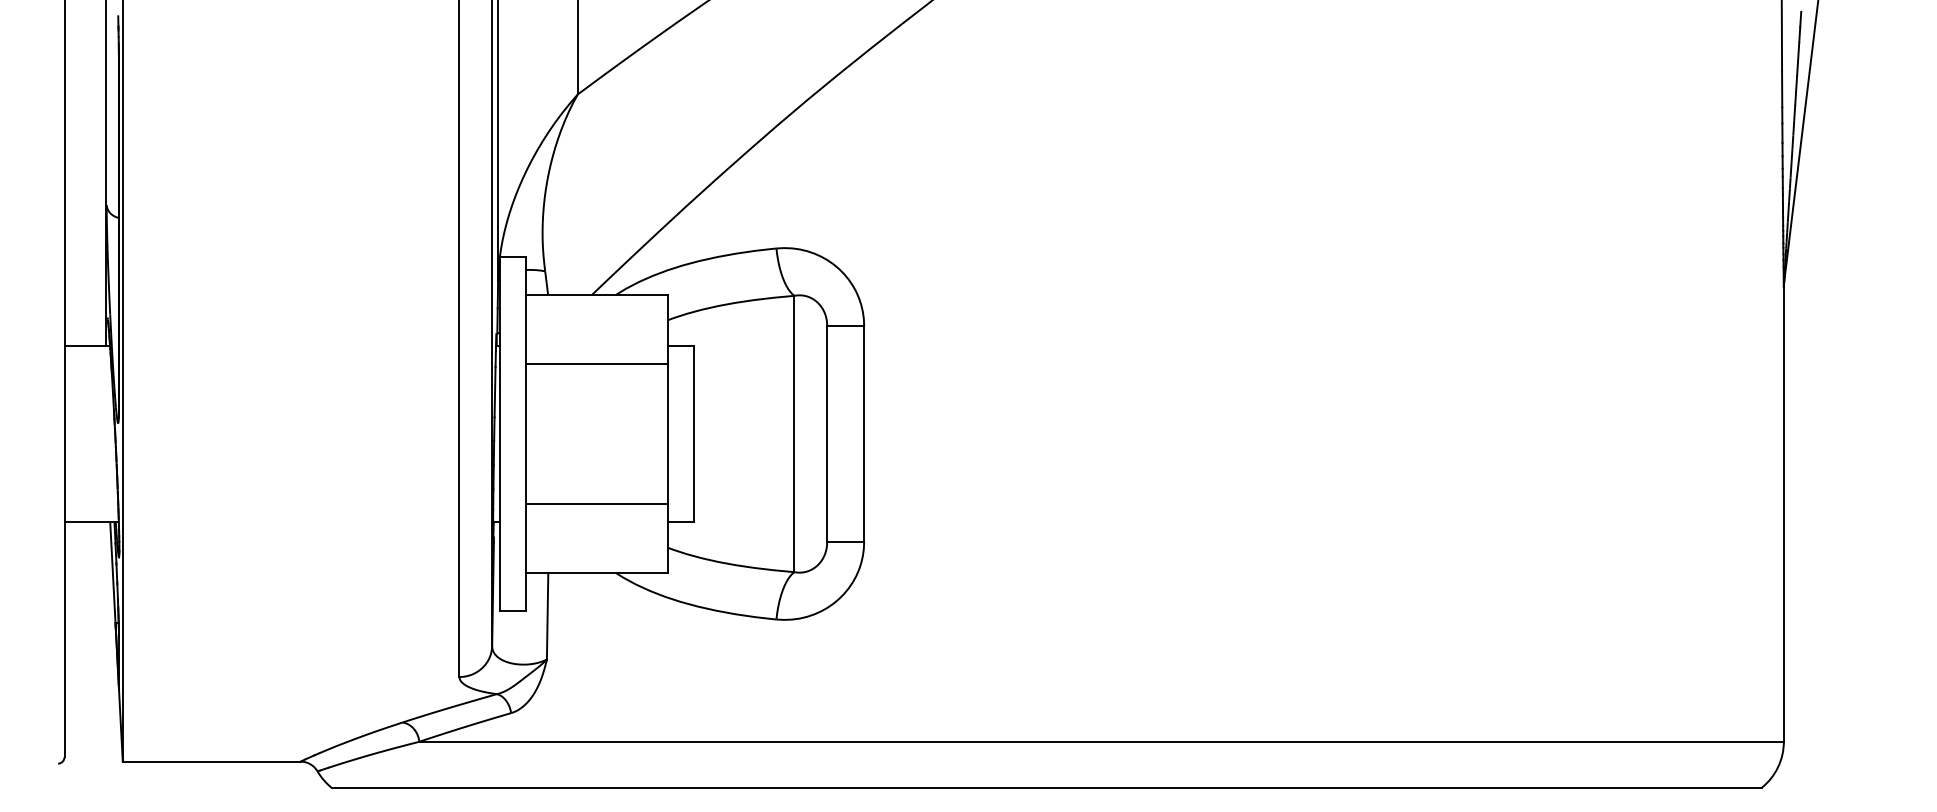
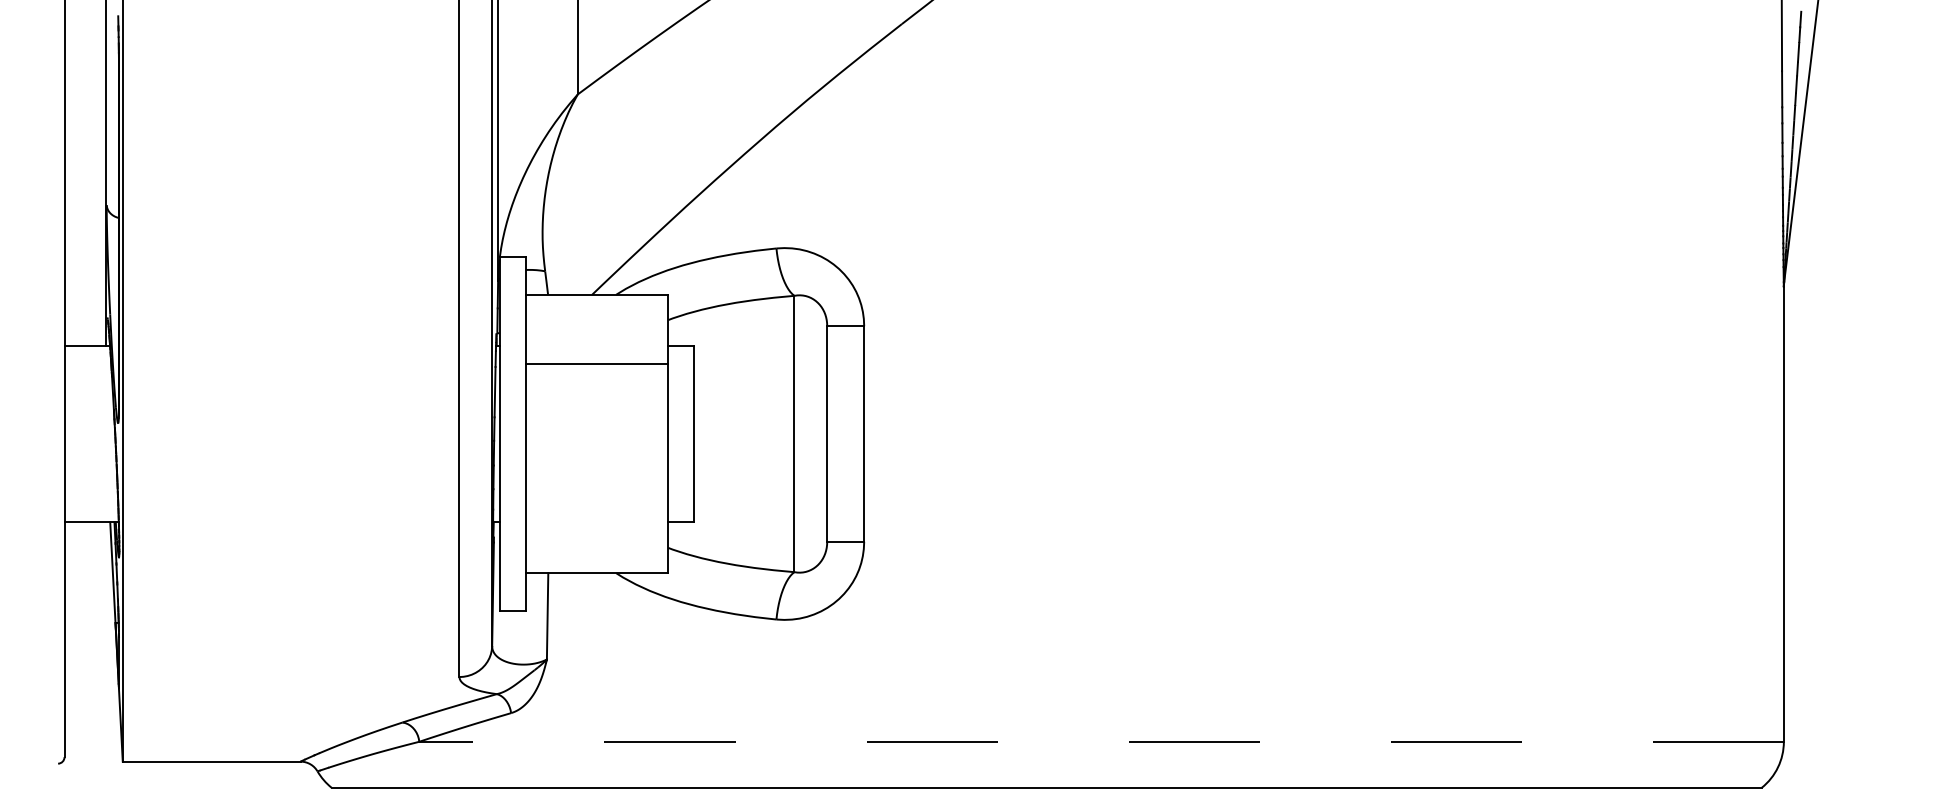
line: present -> none (596, 503)
line: solid -> dashed (1101, 741)
